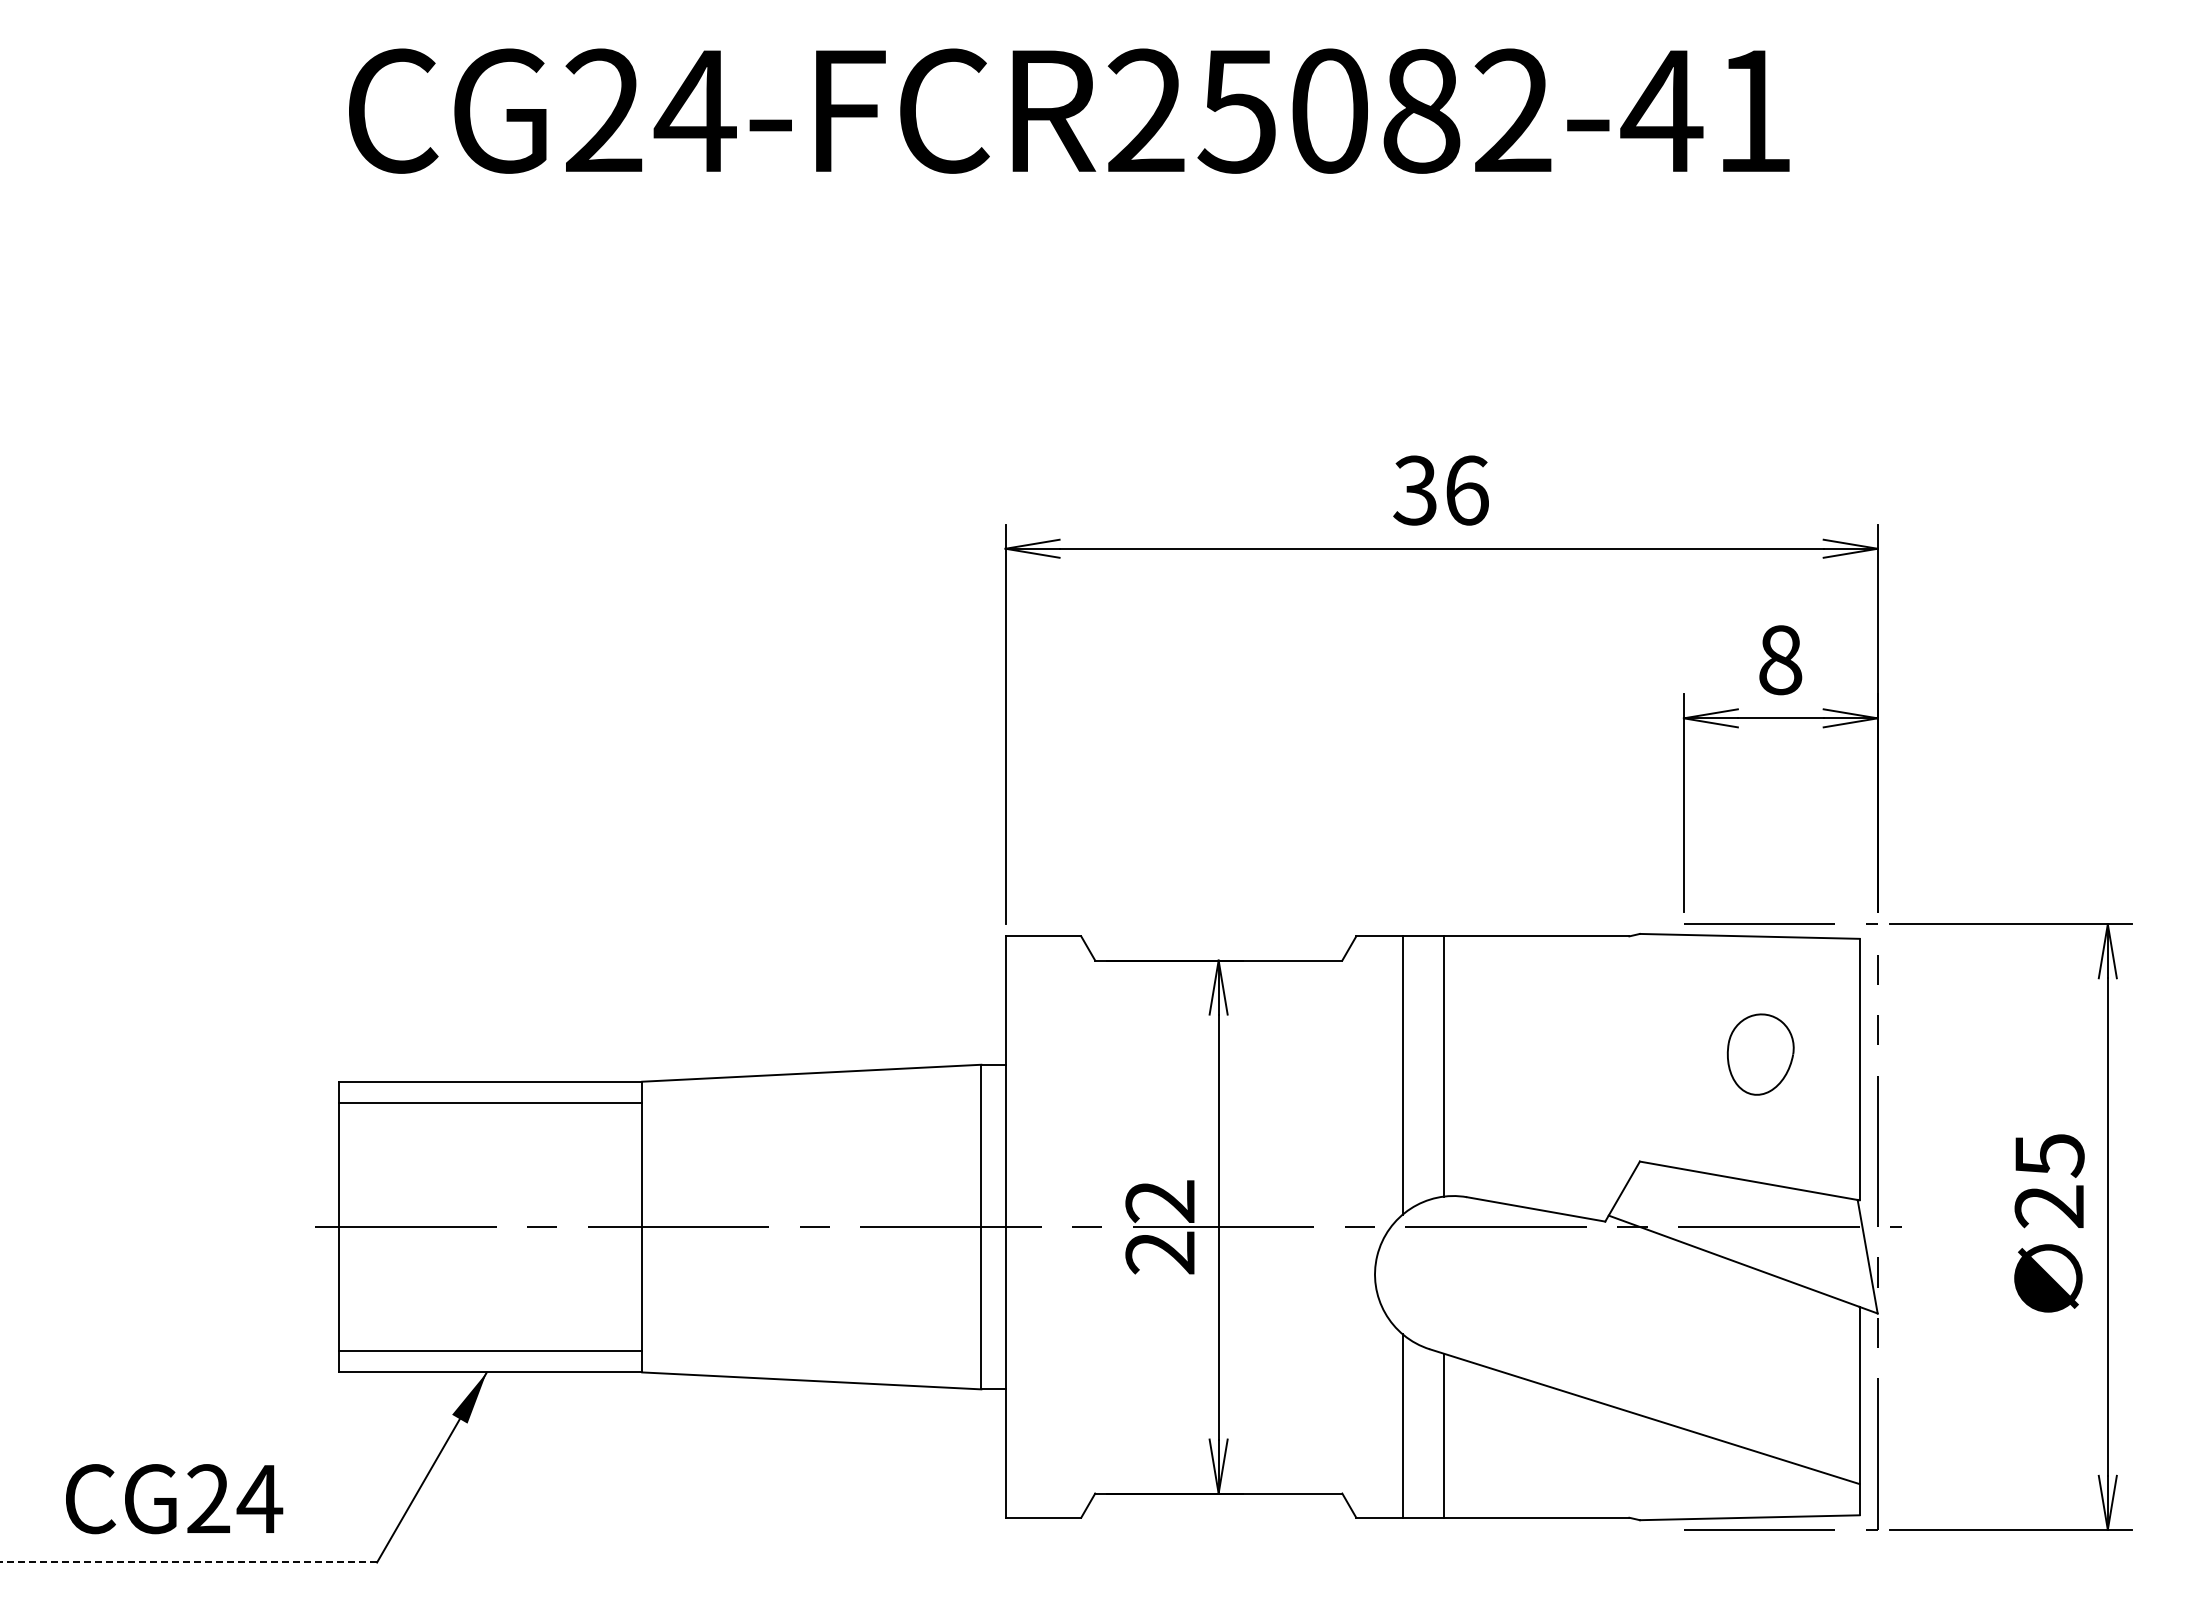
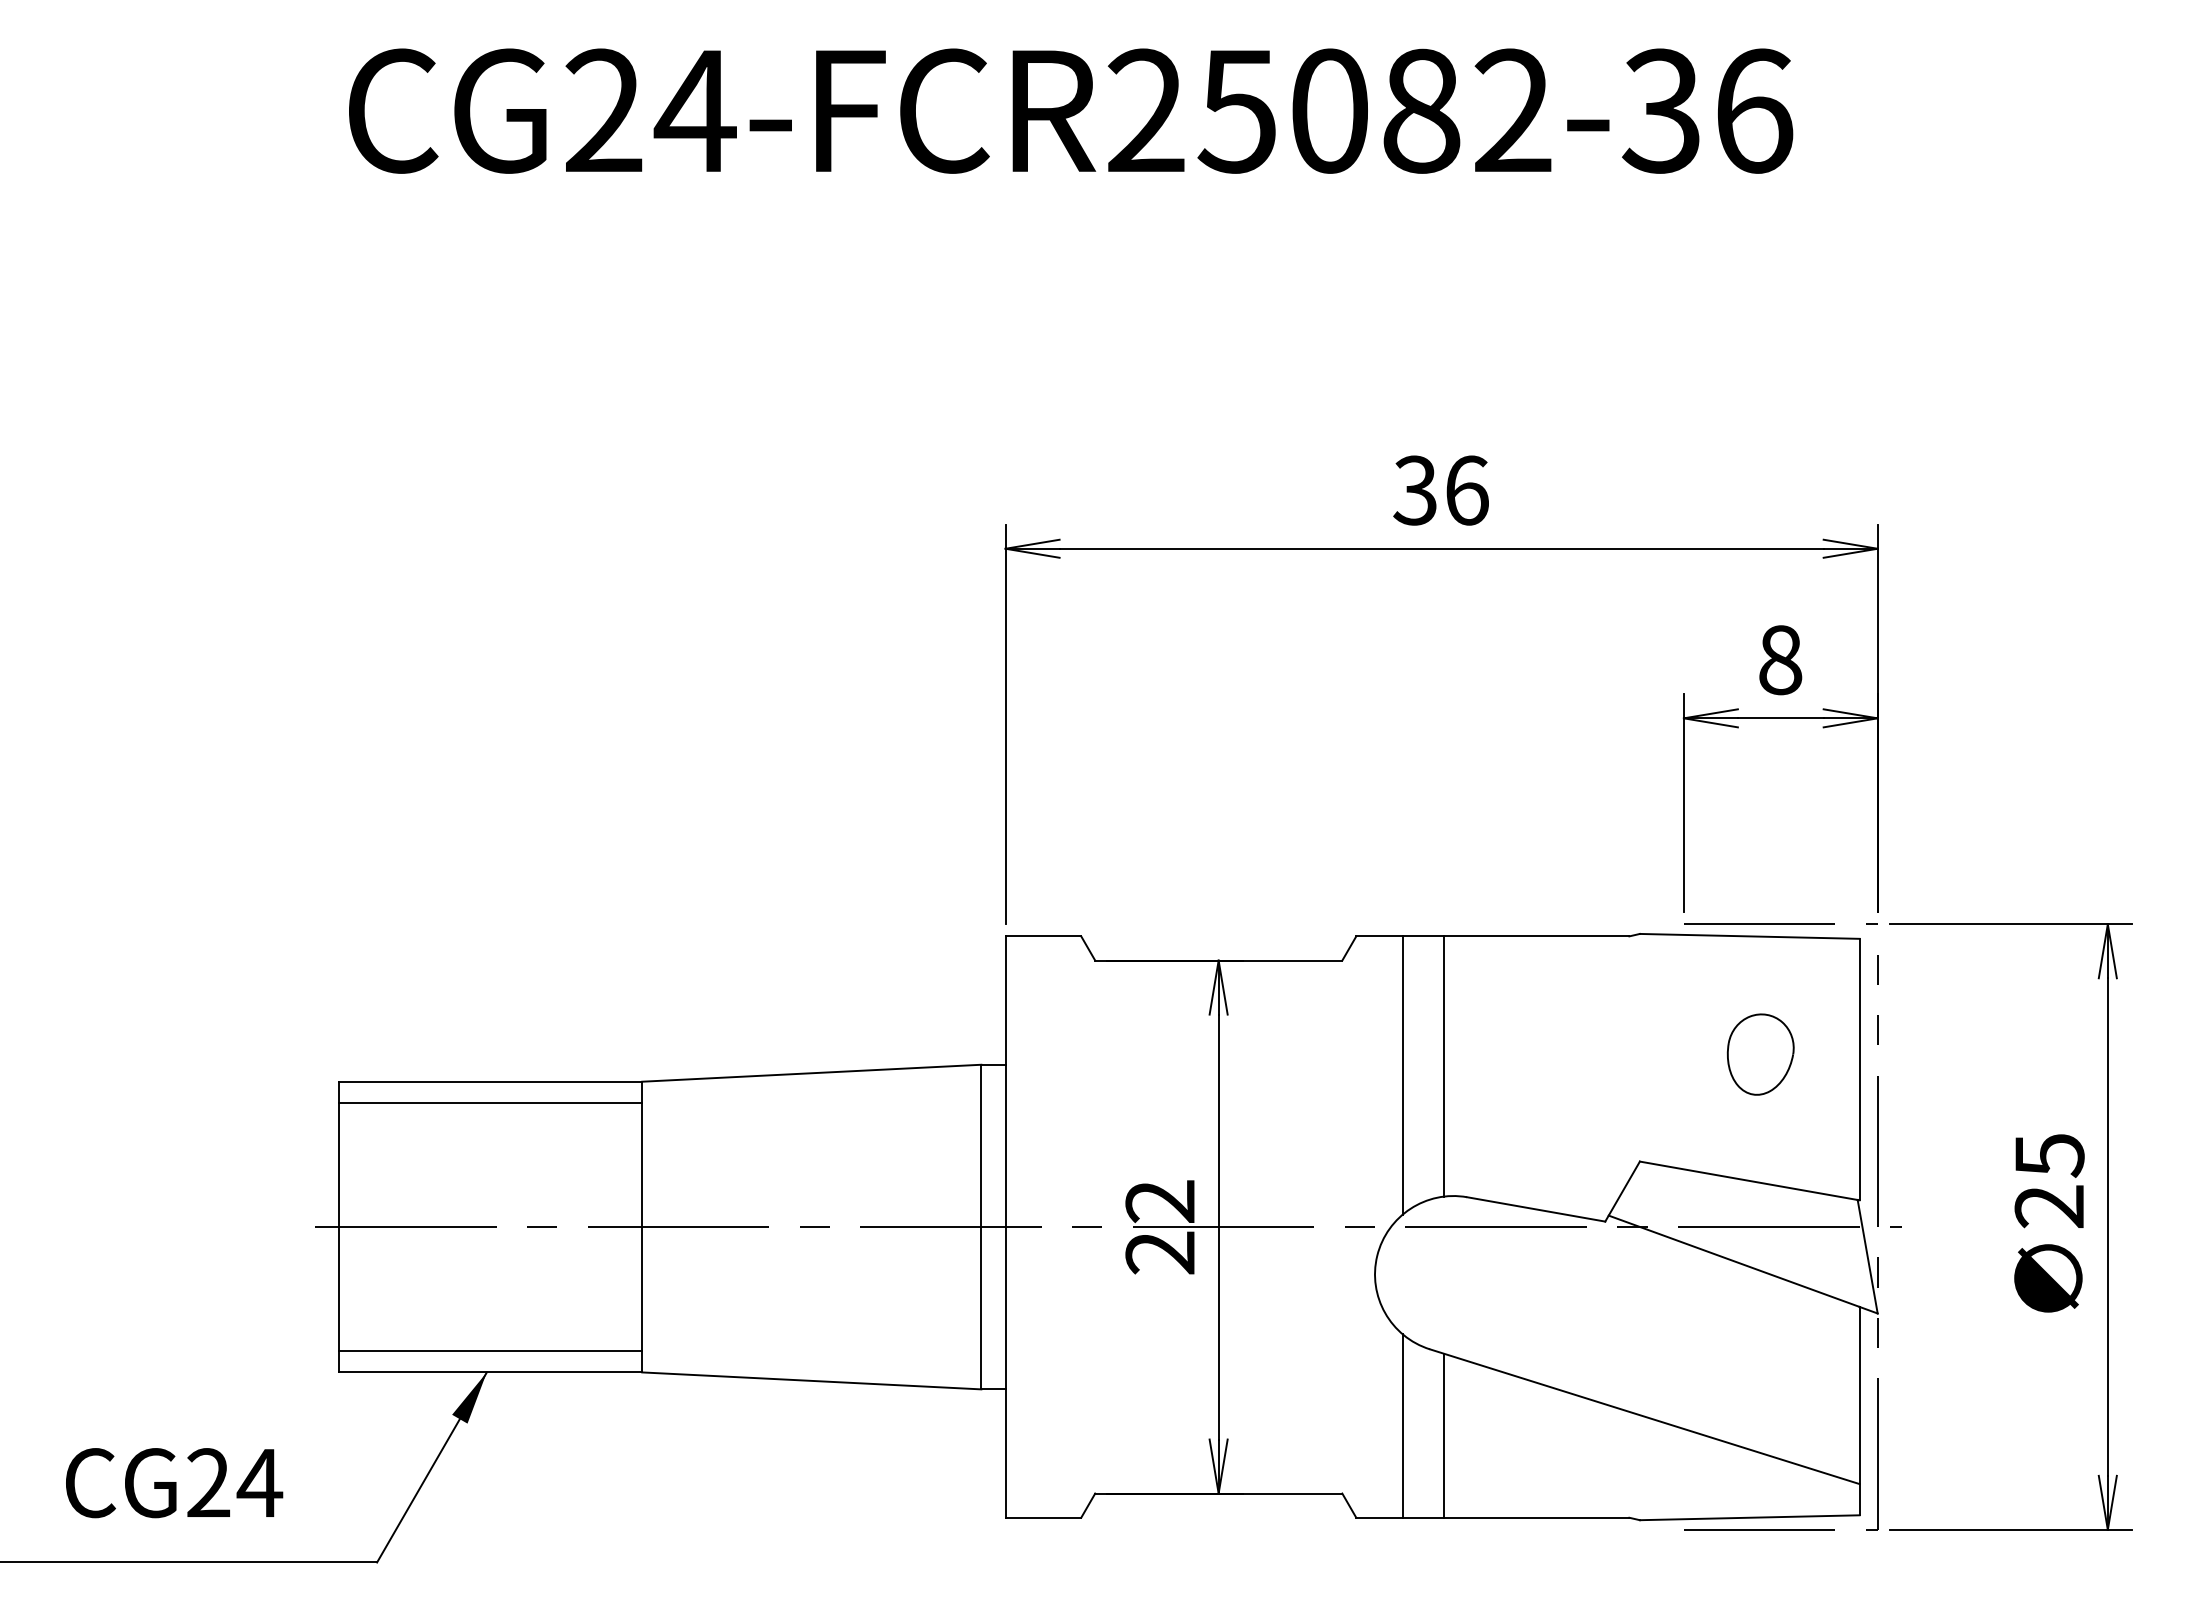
text: CG24-FCR25082-41 -> CG24-FCR25082-36 (1706, 110)
text position: (174, 1499) -> (174, 1483) (174, 1483)
line: dashed -> solid (188, 1562)
